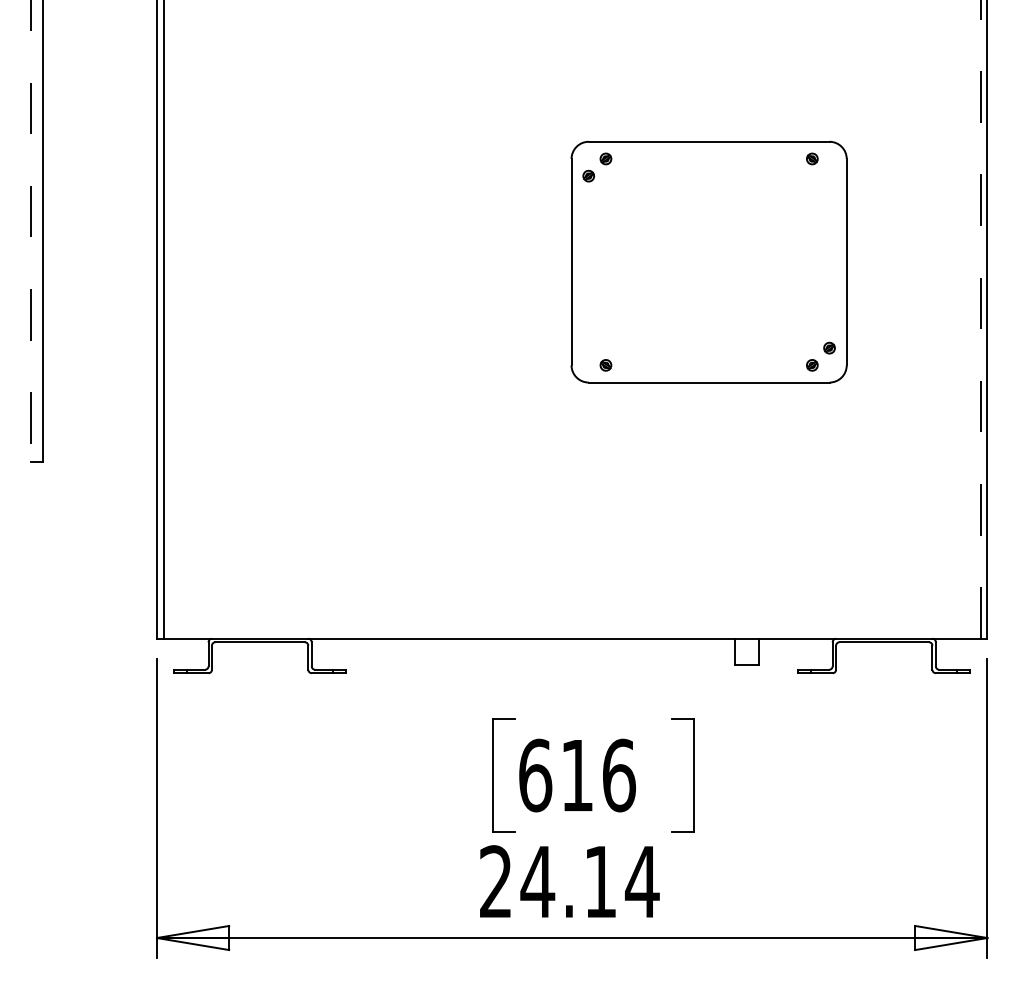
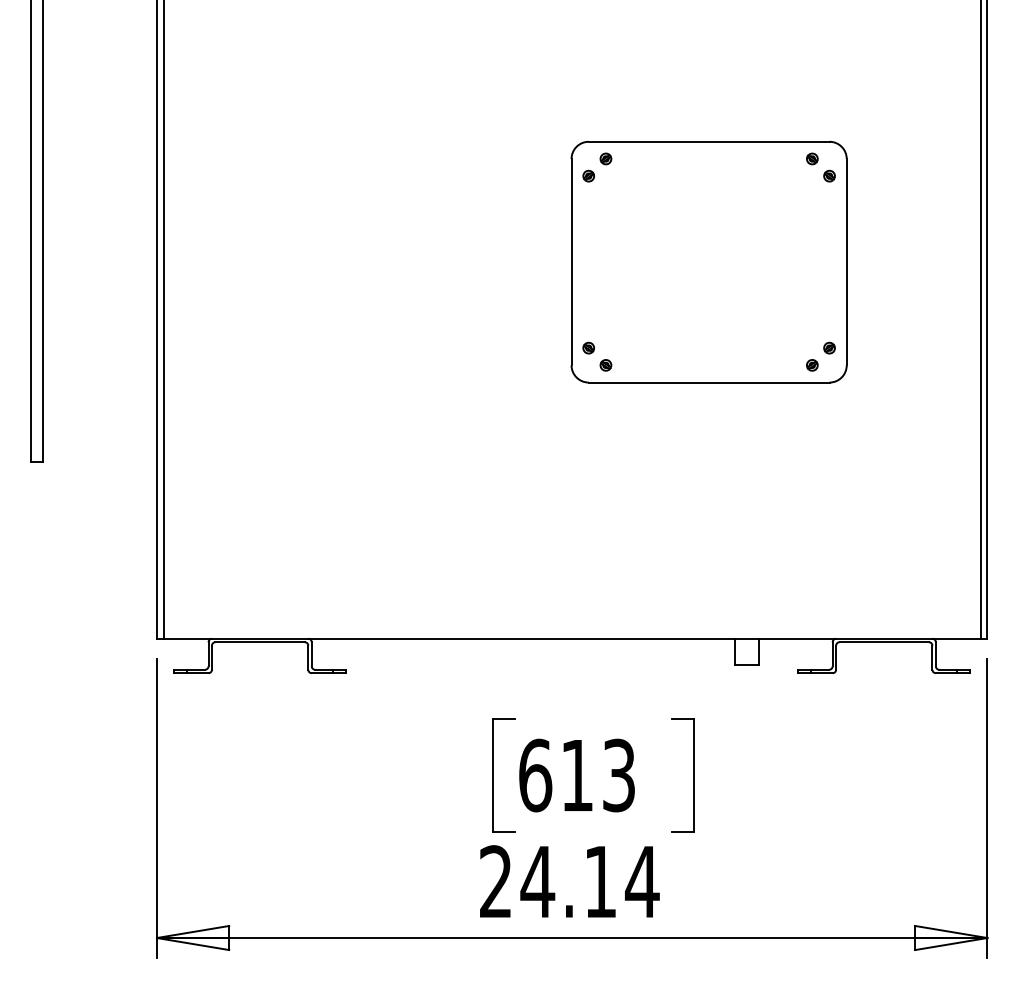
part: none -> present (829, 175)
line: dashed -> solid (30, 231)
line: dashed -> solid (980, 319)
part: none -> present (588, 347)
text: 616 -> 613 (619, 775)
